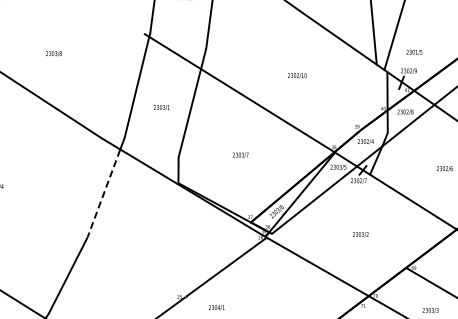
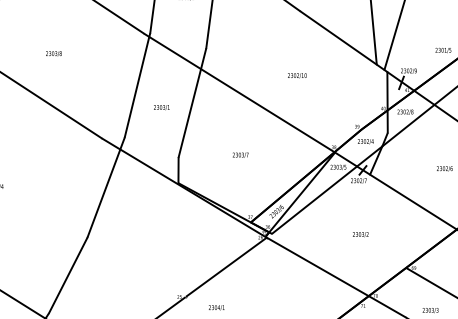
line: none -> present (119, 17)
text position: (414, 52) -> (443, 50) (443, 50)
line: dashed -> solid (103, 193)
